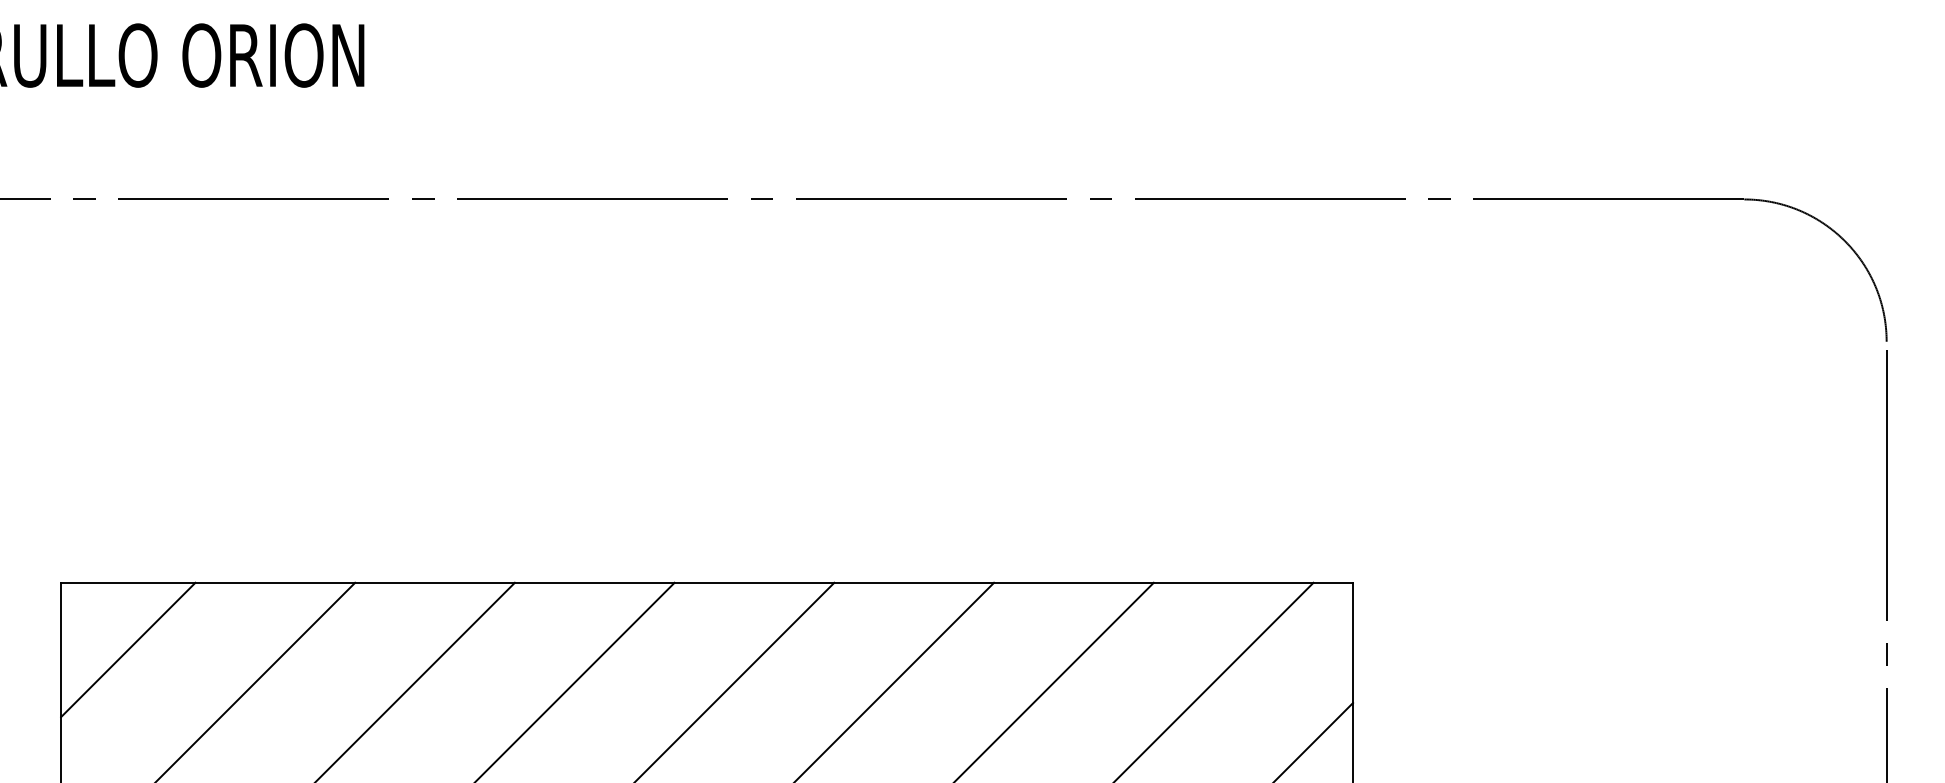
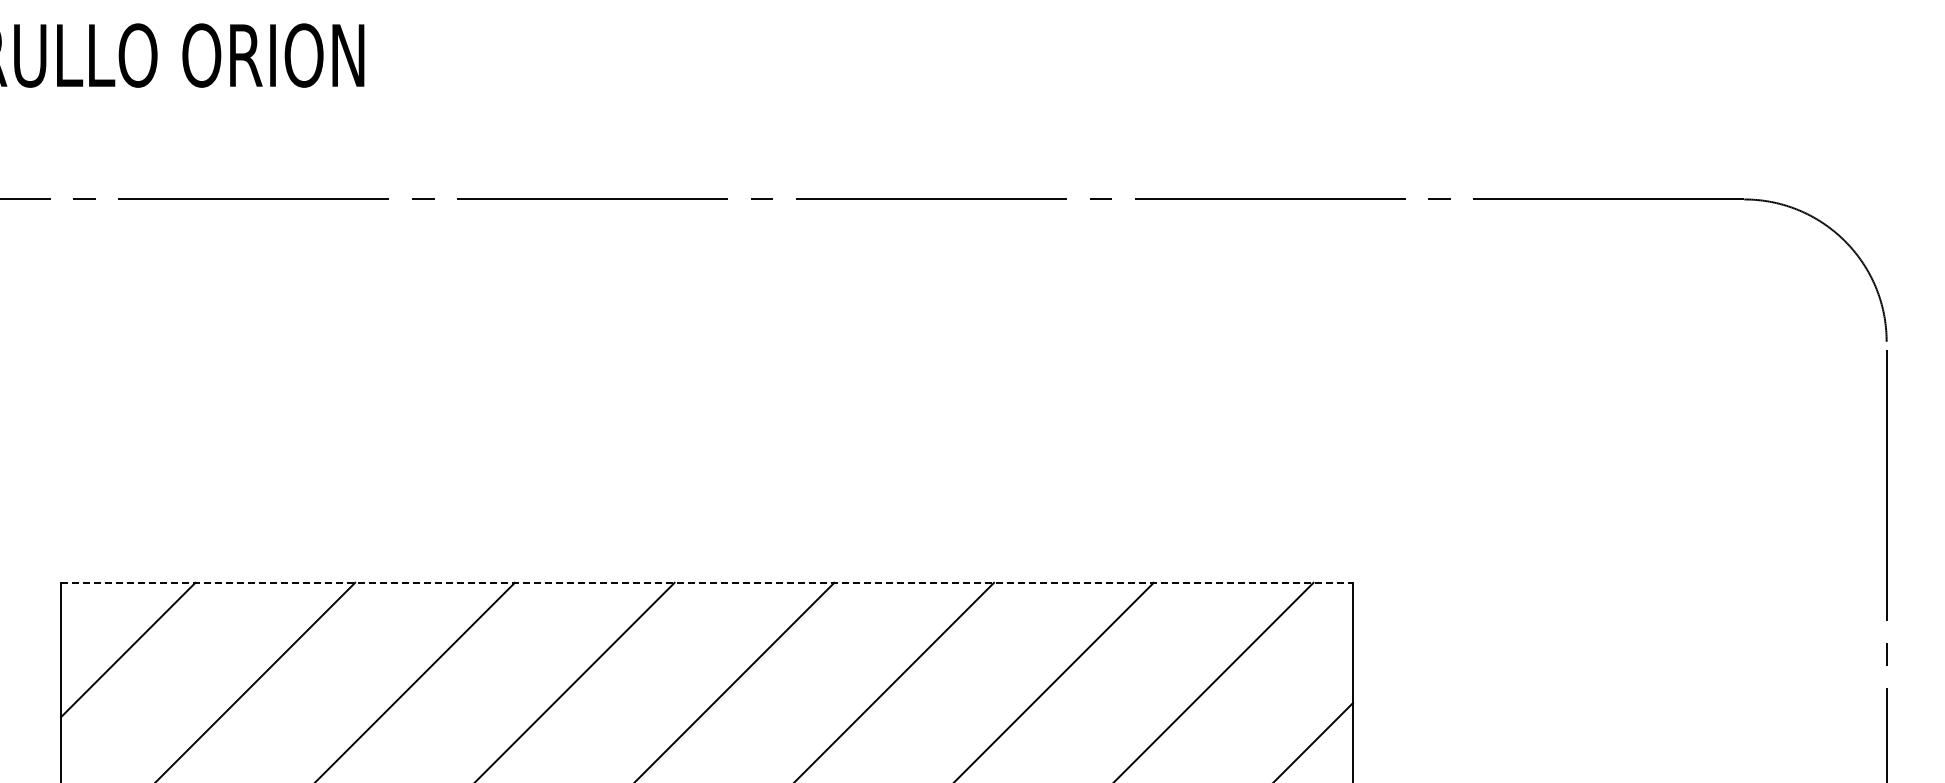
line: solid -> dashed (707, 582)
